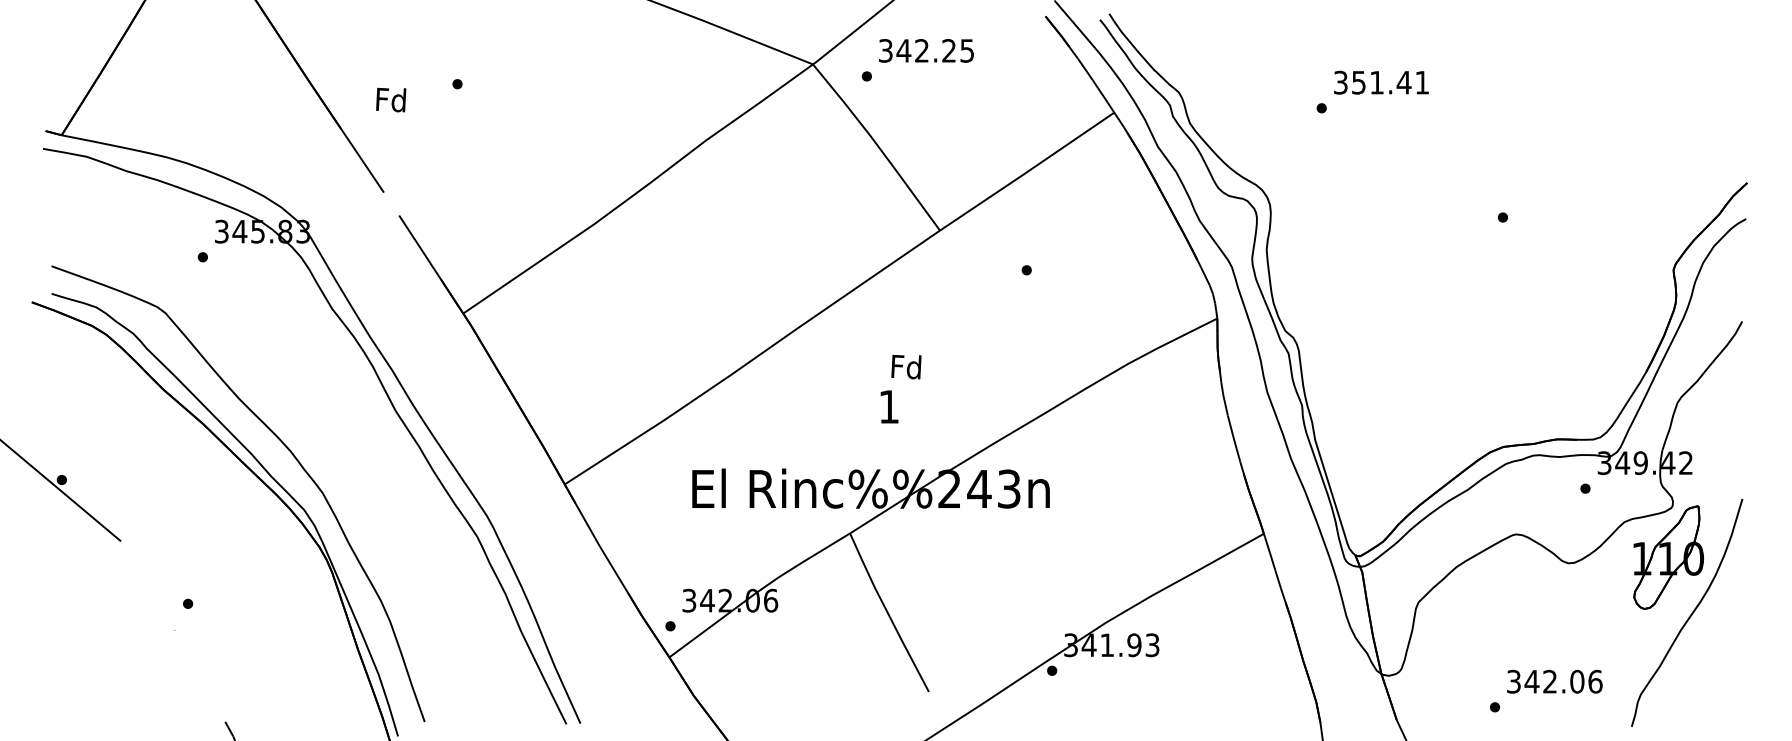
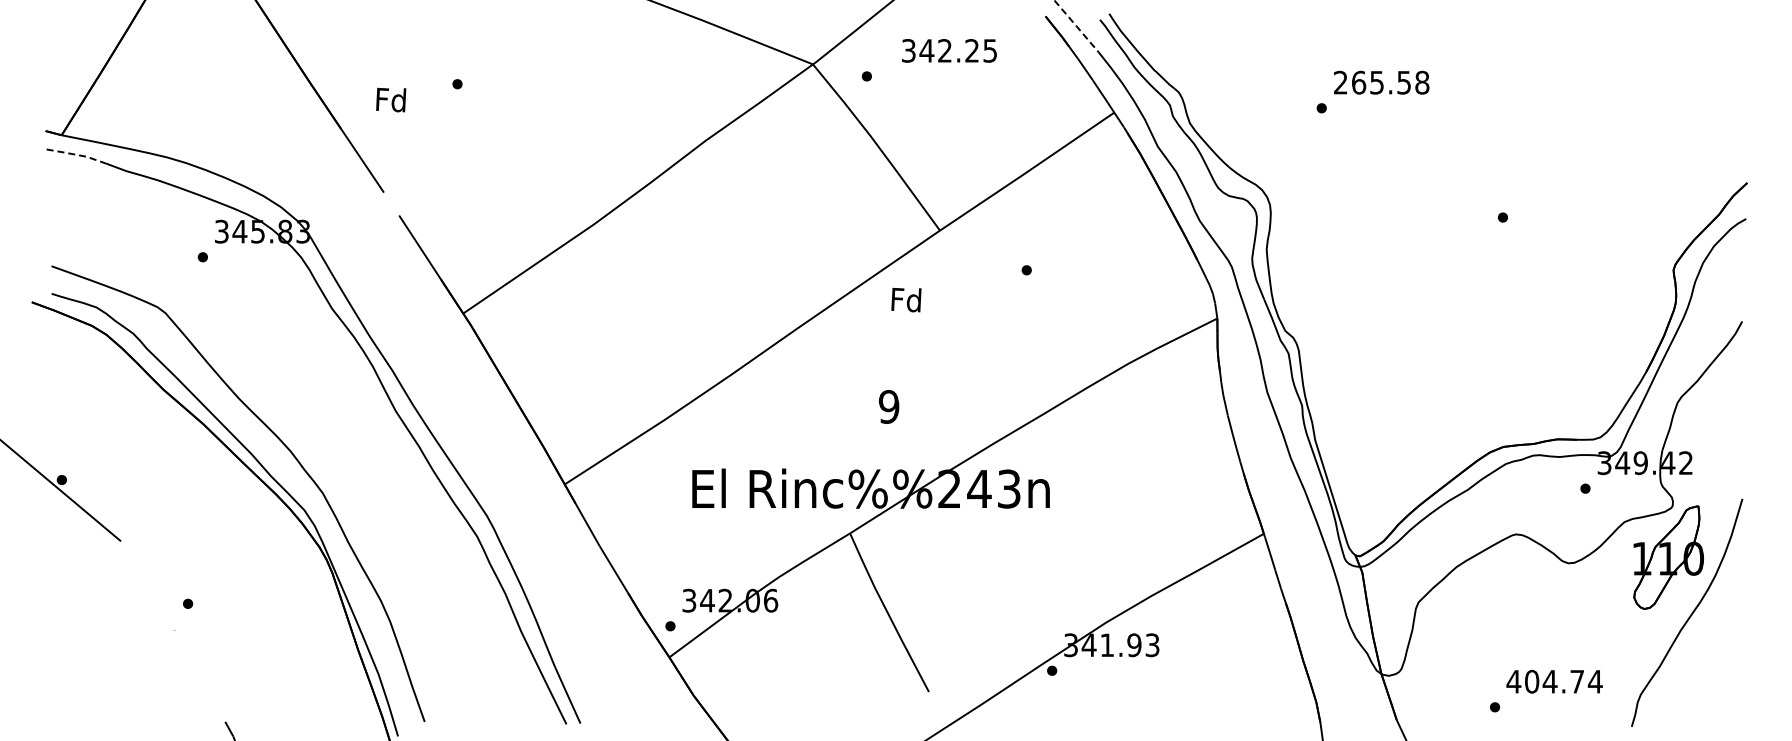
line: solid -> dashed (1076, 26)
text position: (926, 50) -> (949, 50) (949, 50)
text: 351.41 -> 265.58 (1381, 82)
line: solid -> dashed (75, 154)
text position: (906, 367) -> (906, 300) (906, 300)
text: 1 -> 9 (888, 406)
text: 342.06 -> 404.74 (1554, 681)
